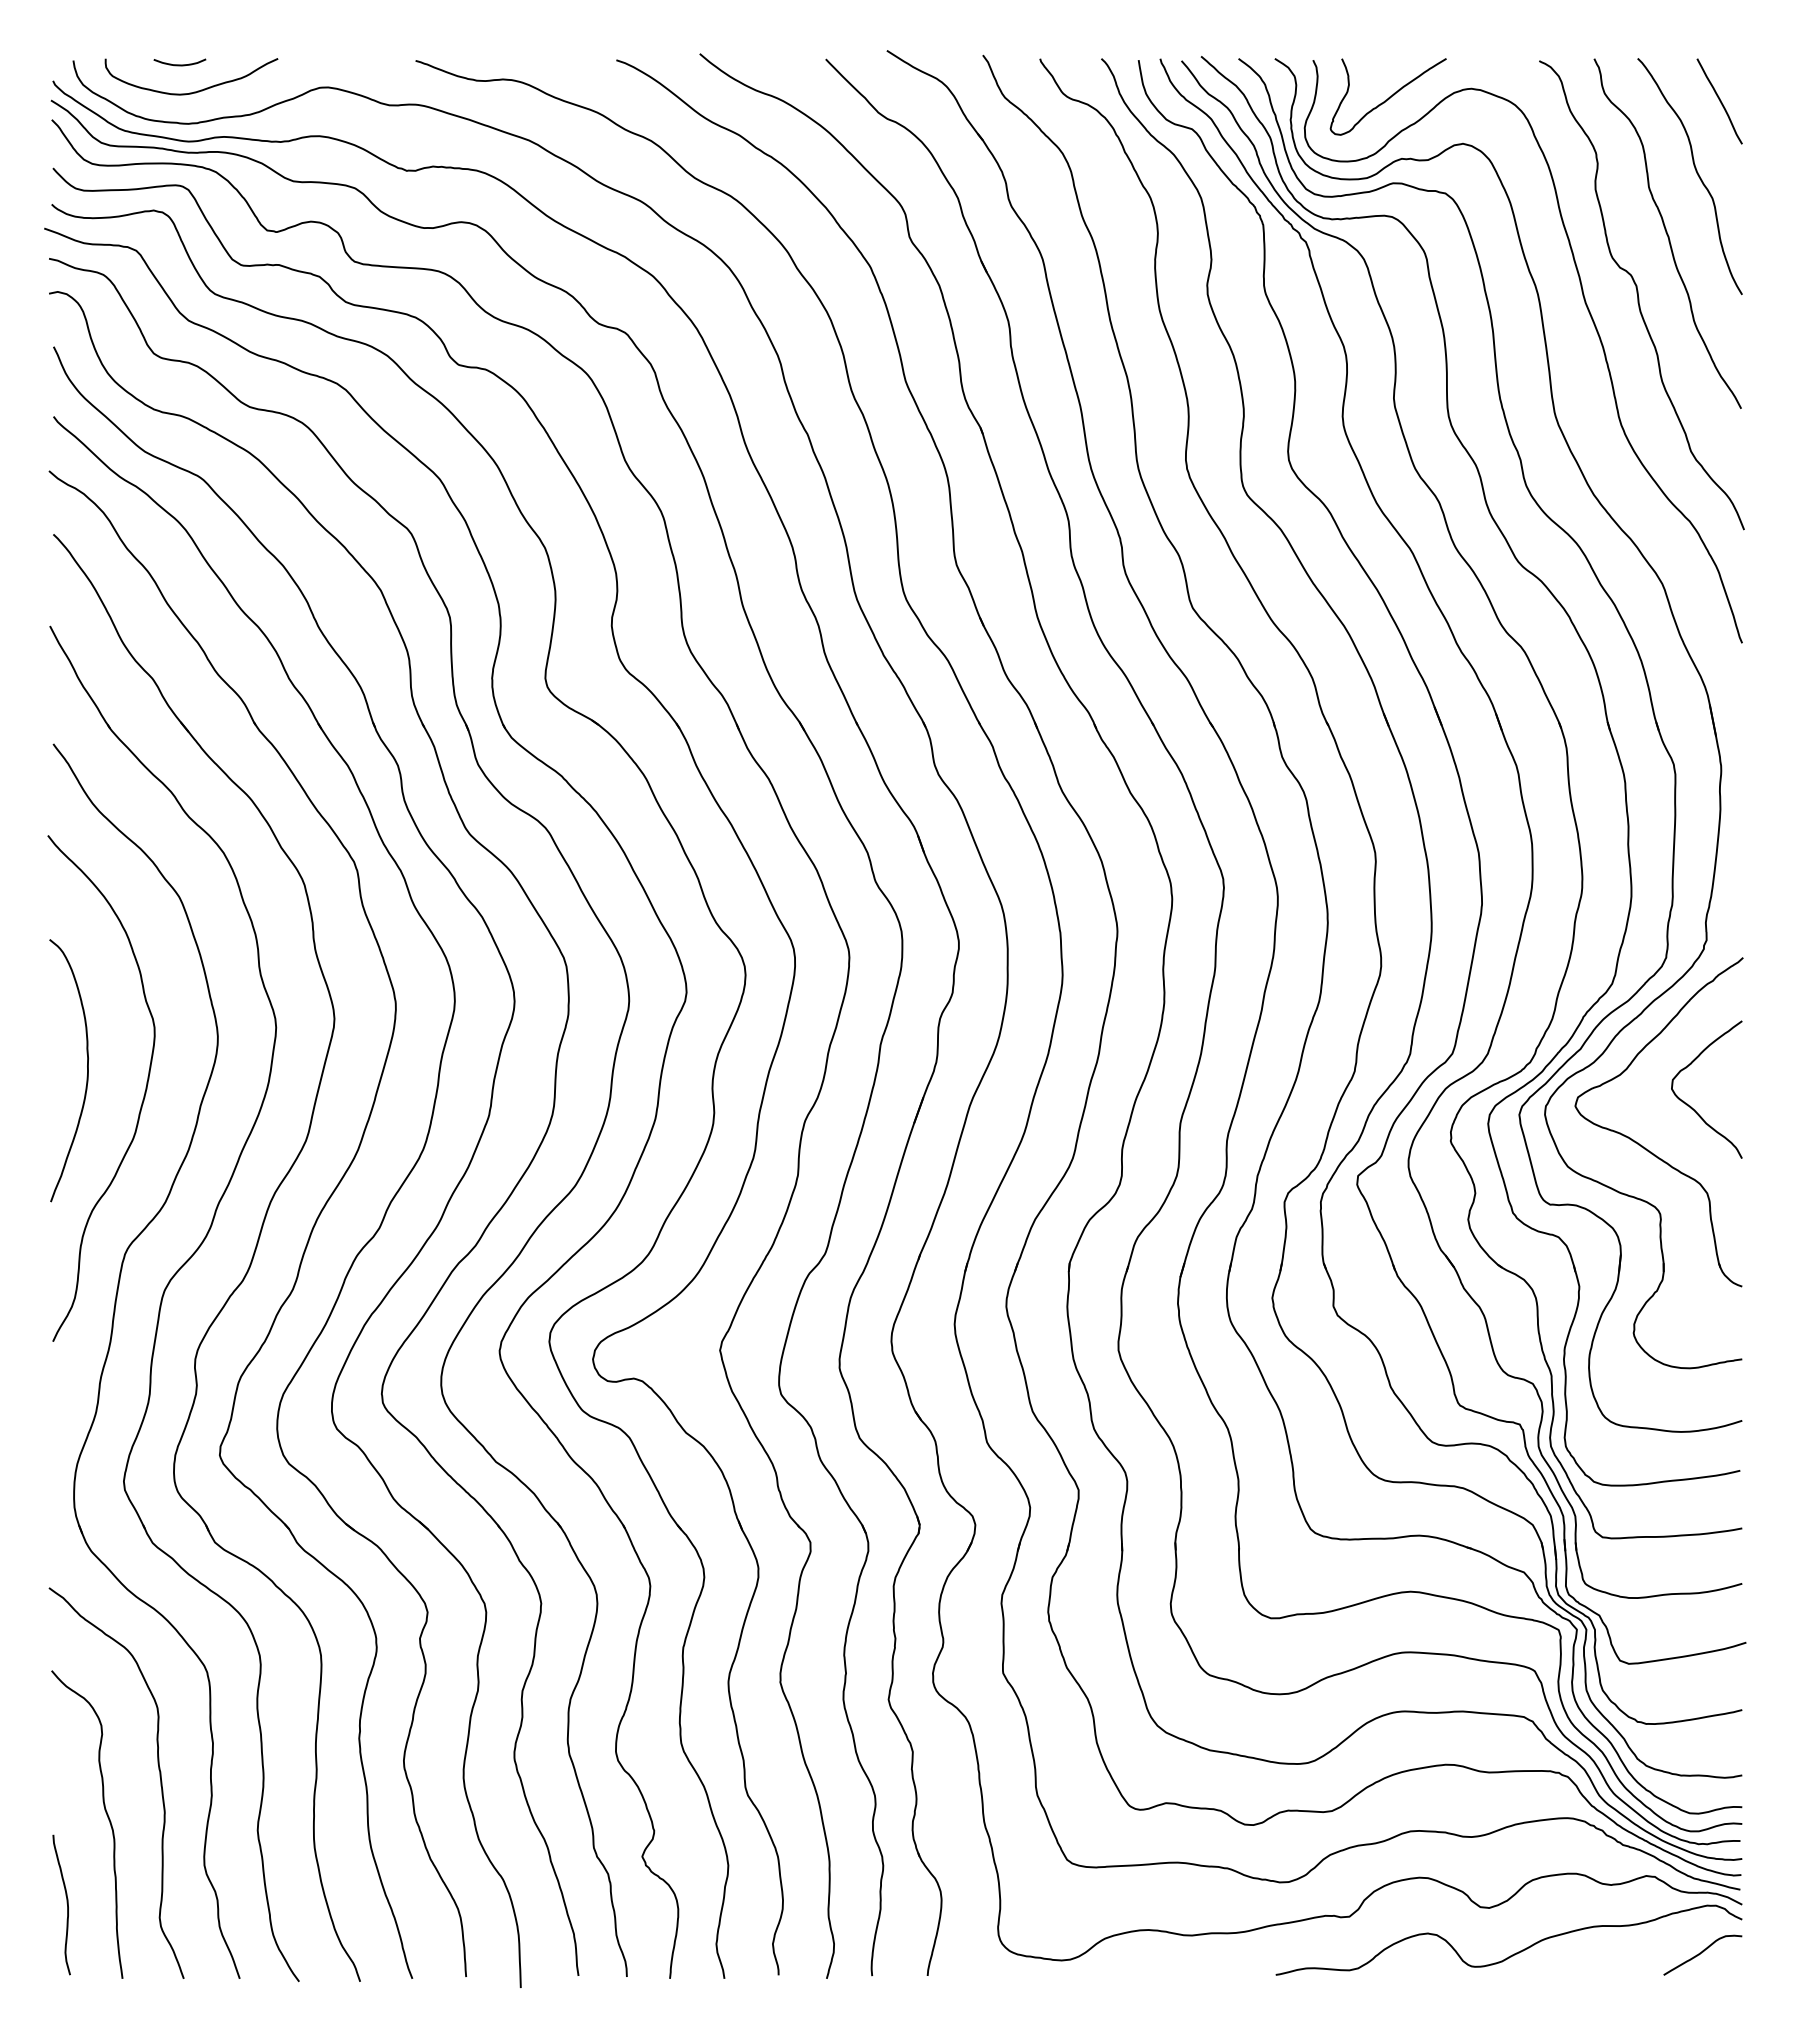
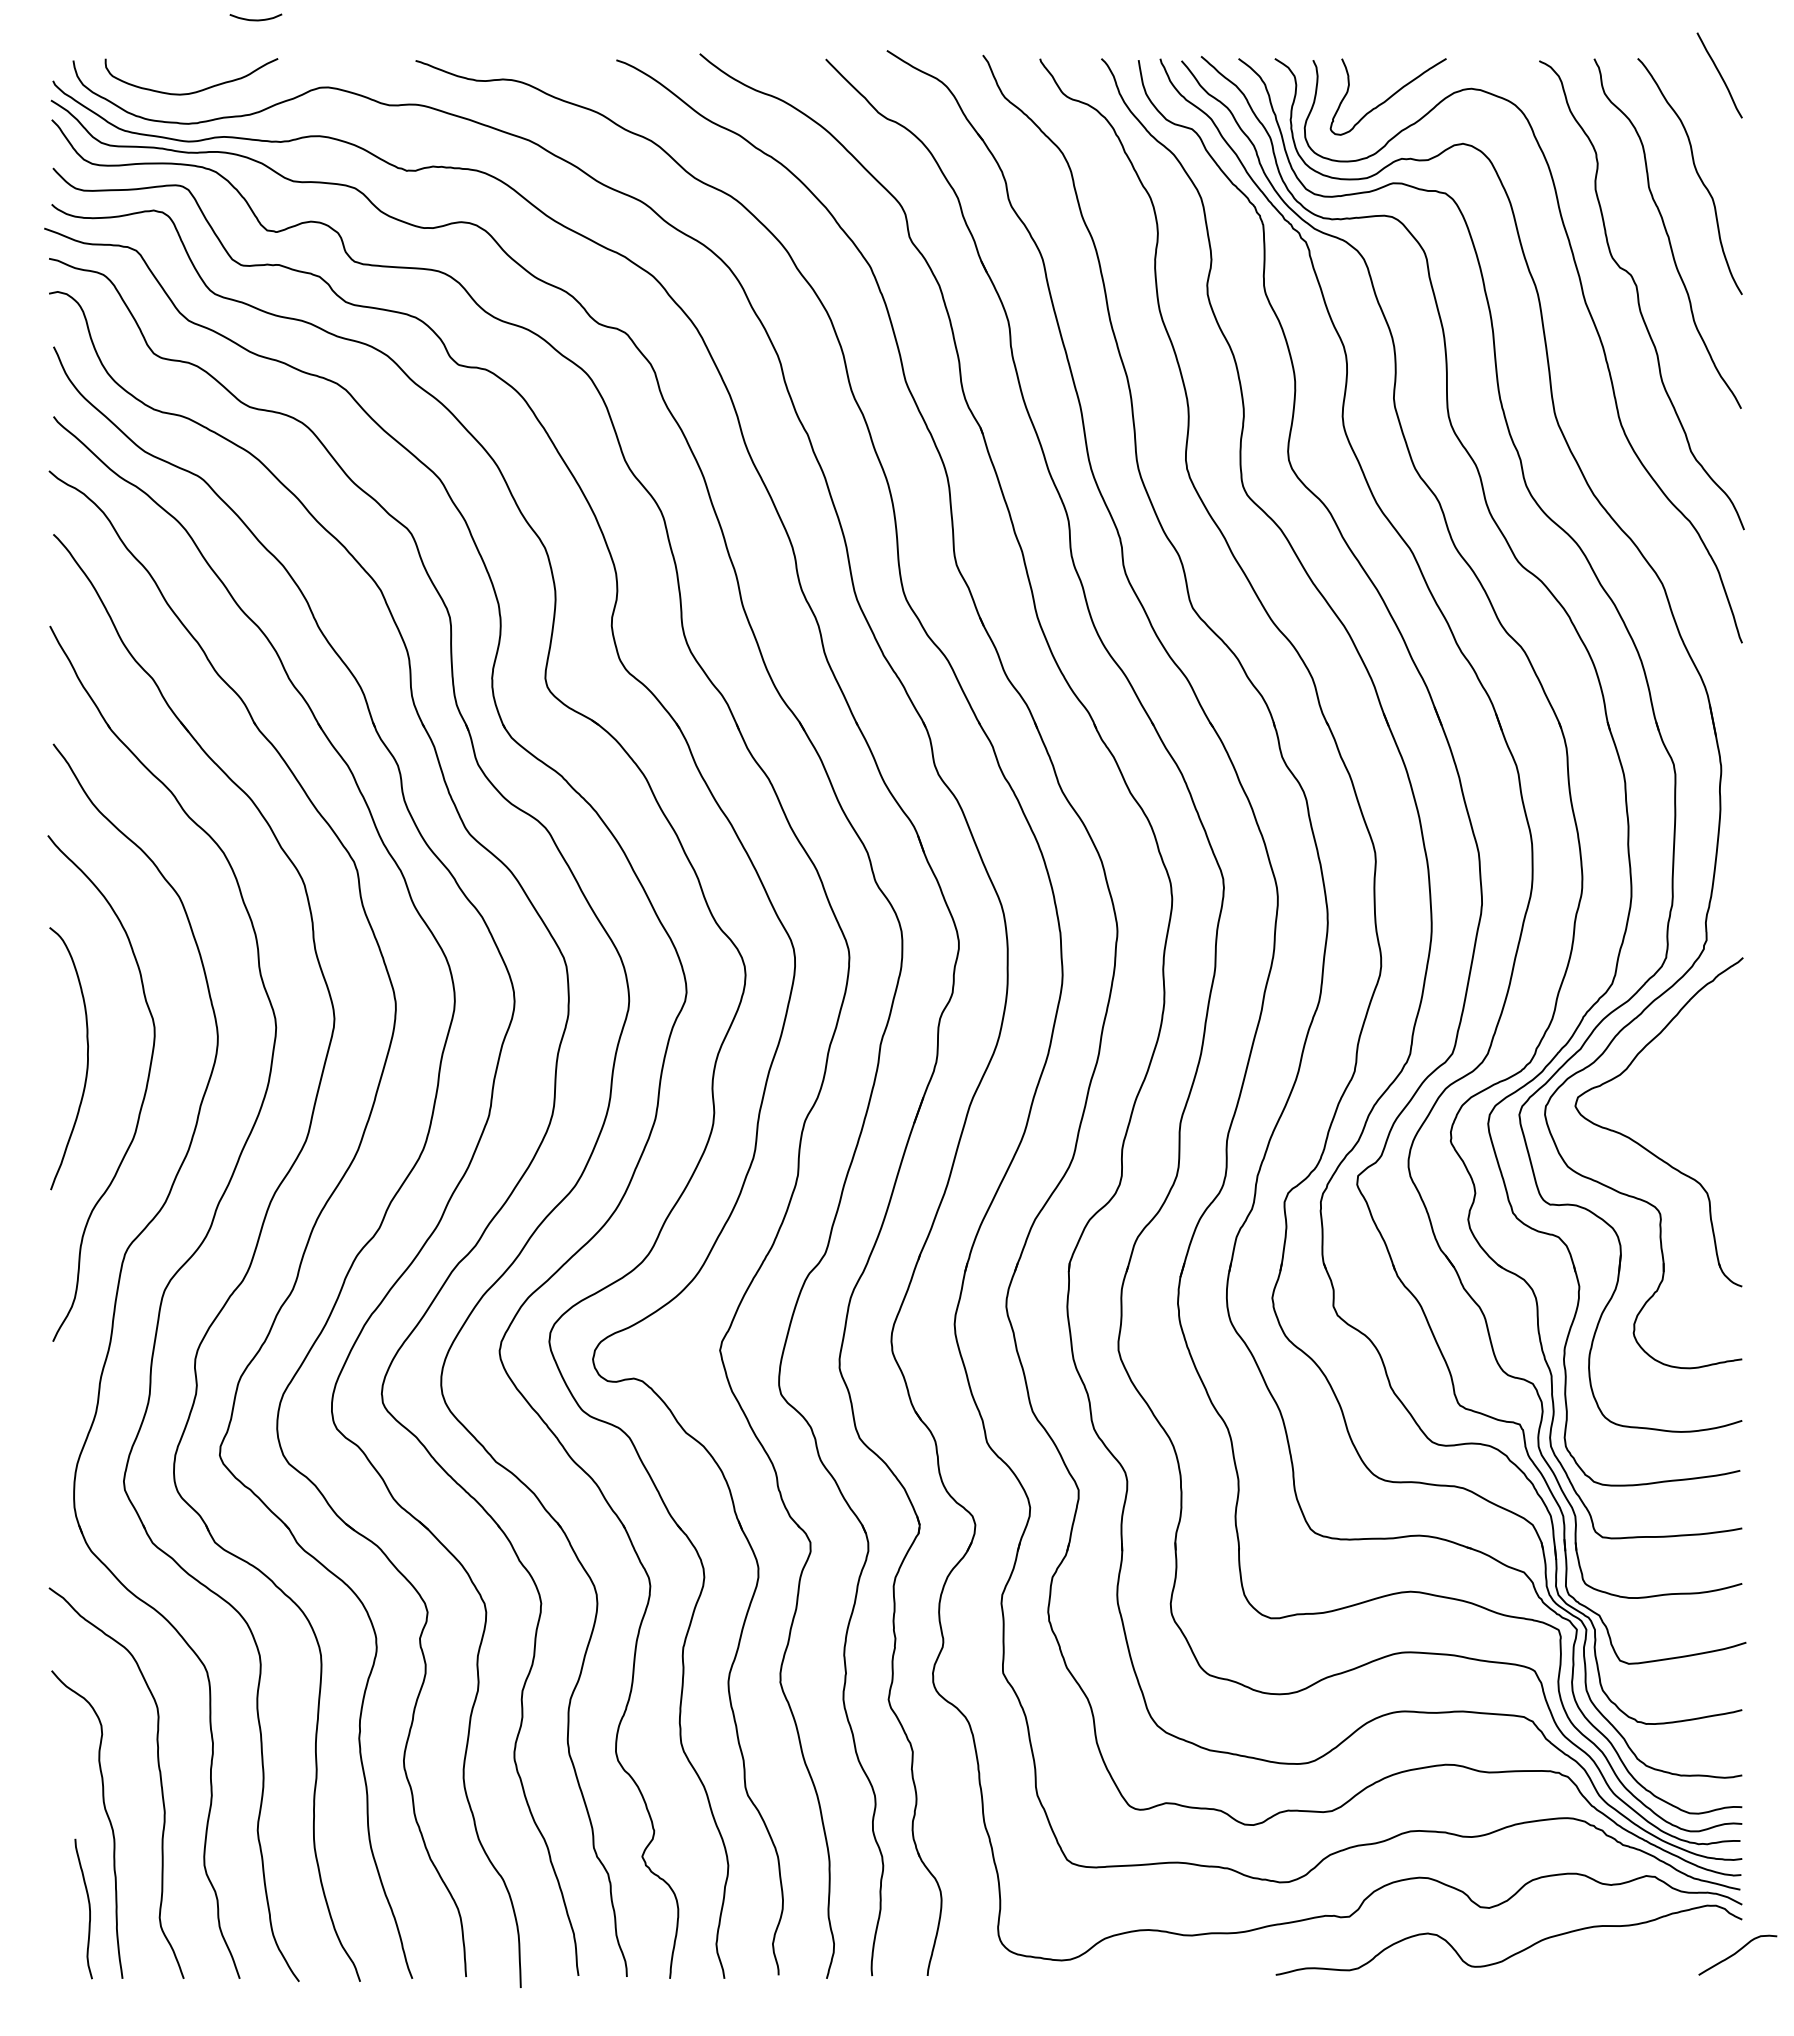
curve position: (179, 64) -> (255, 19) (255, 19)
curve position: (1719, 101) -> (1719, 75) (1719, 75)
curve position: (86, 1076) -> (86, 1064) (86, 1064)
curve: present -> none (1690, 1105)
curve position: (66, 1903) -> (88, 1907) (88, 1907)
curve position: (1701, 1953) -> (1736, 1953) (1736, 1953)
